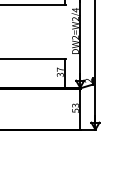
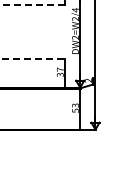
line: solid -> dashed (33, 4)
line: solid -> dashed (33, 59)
